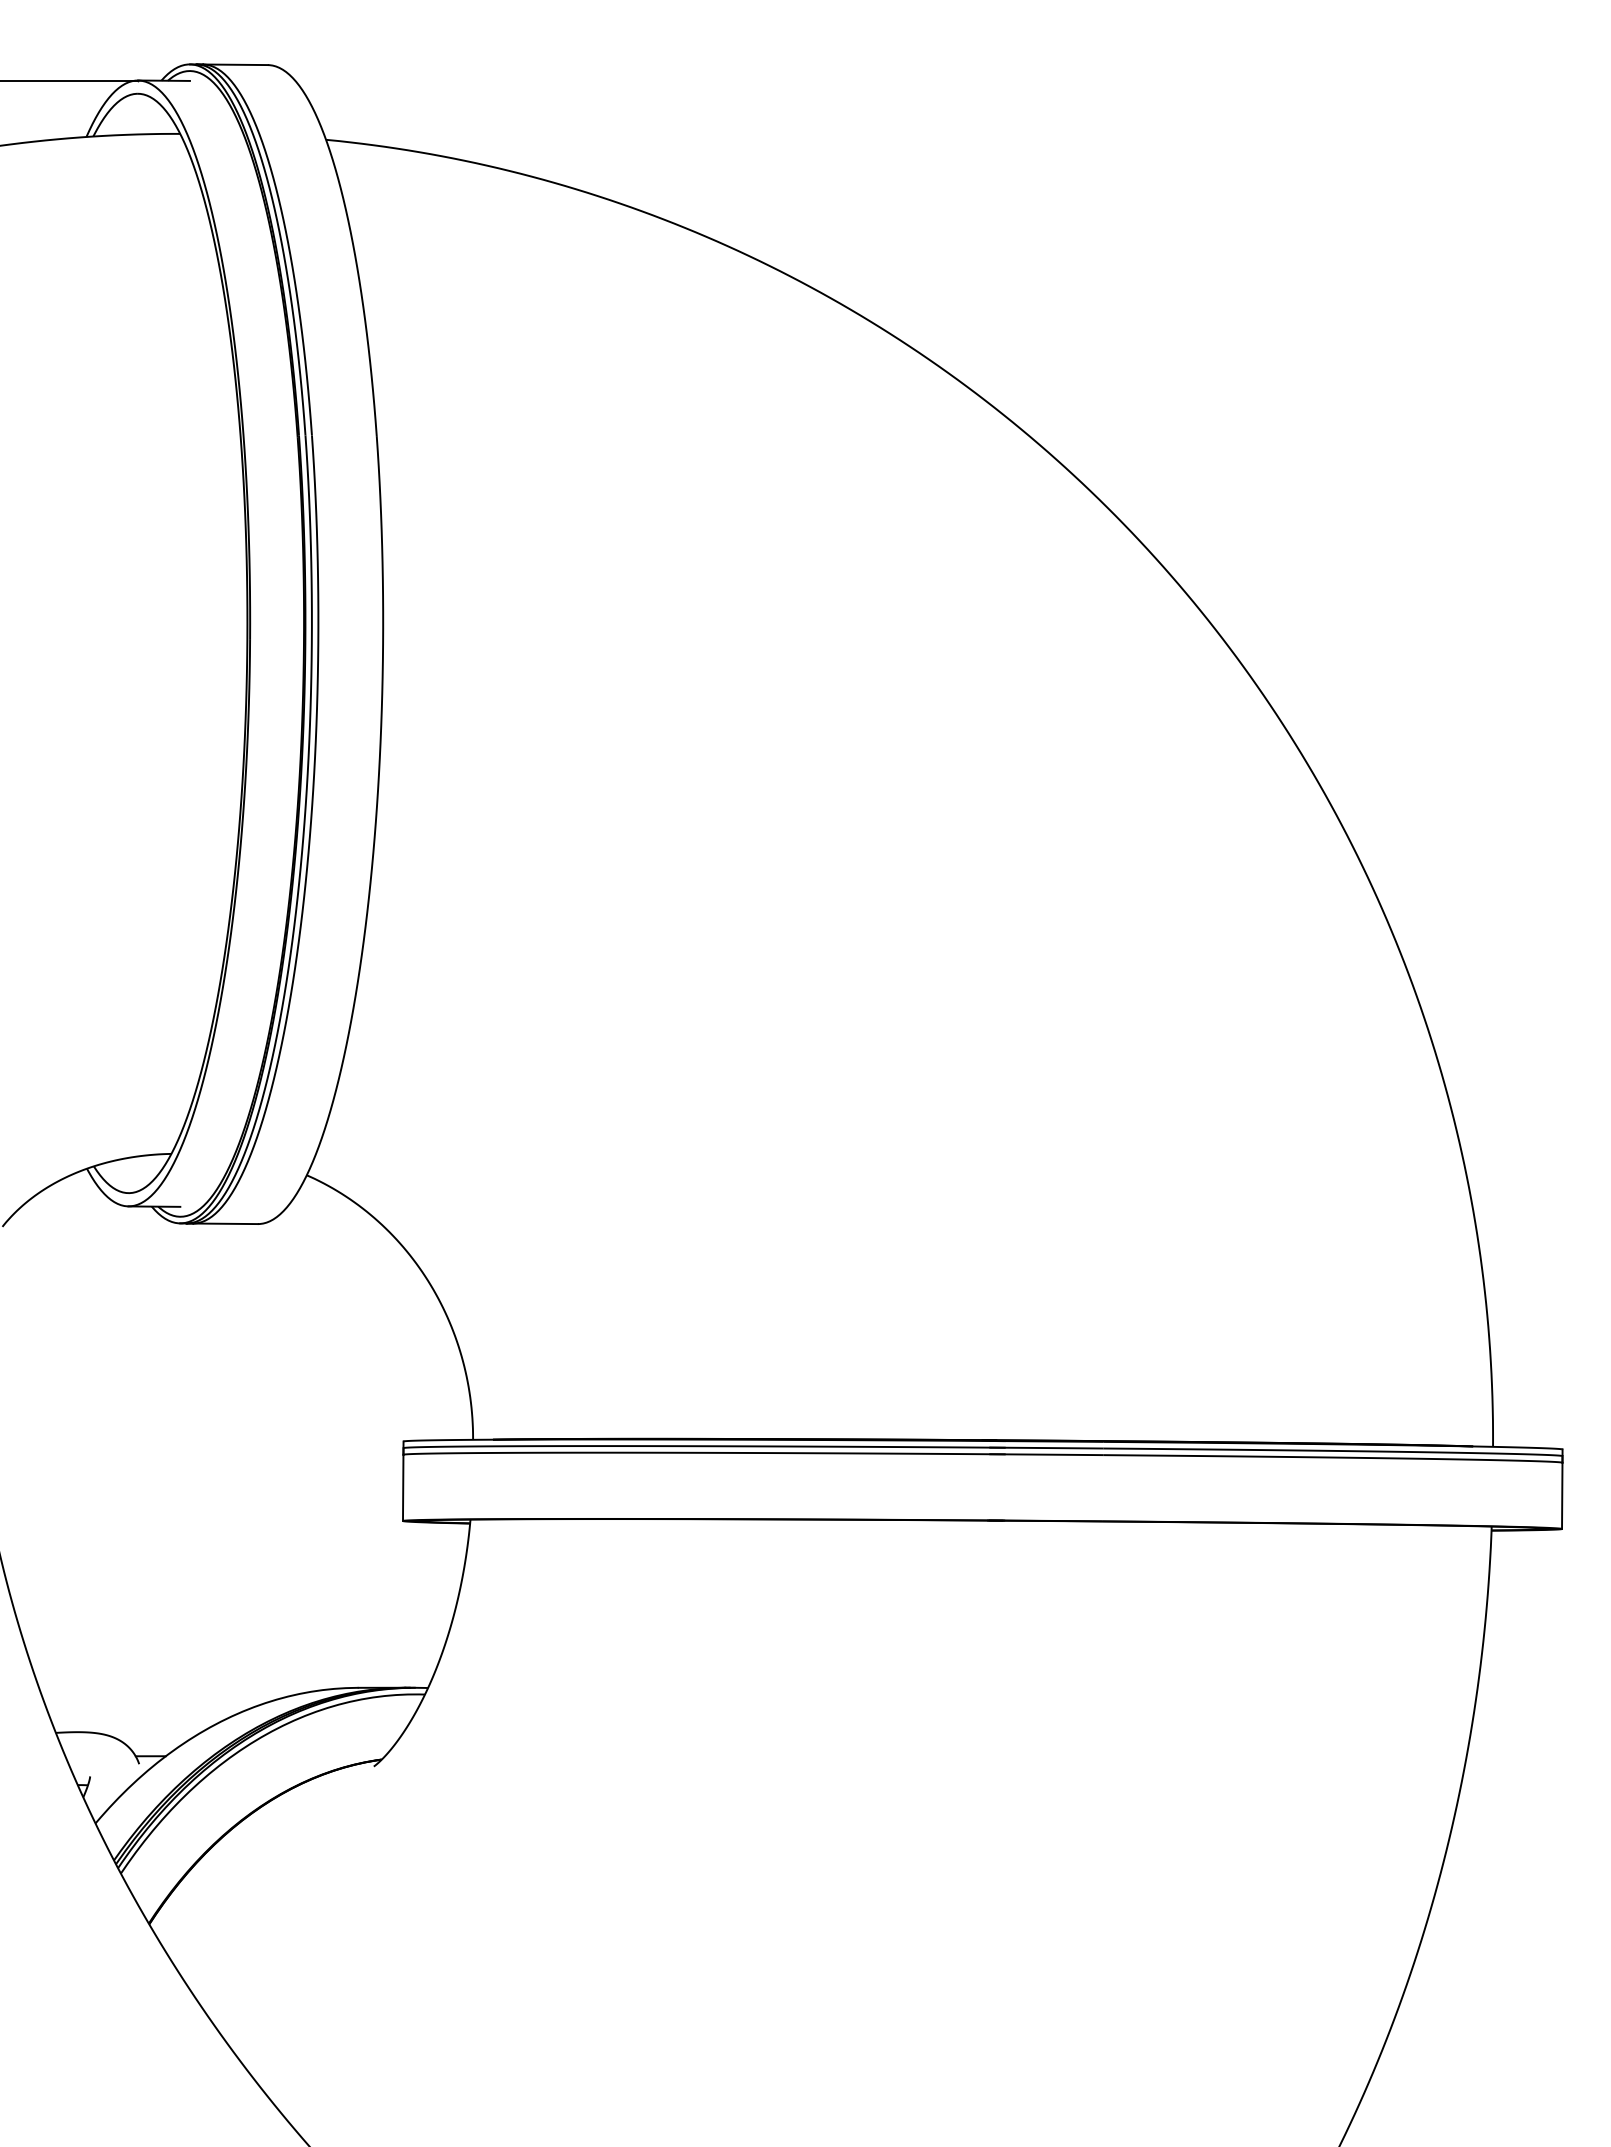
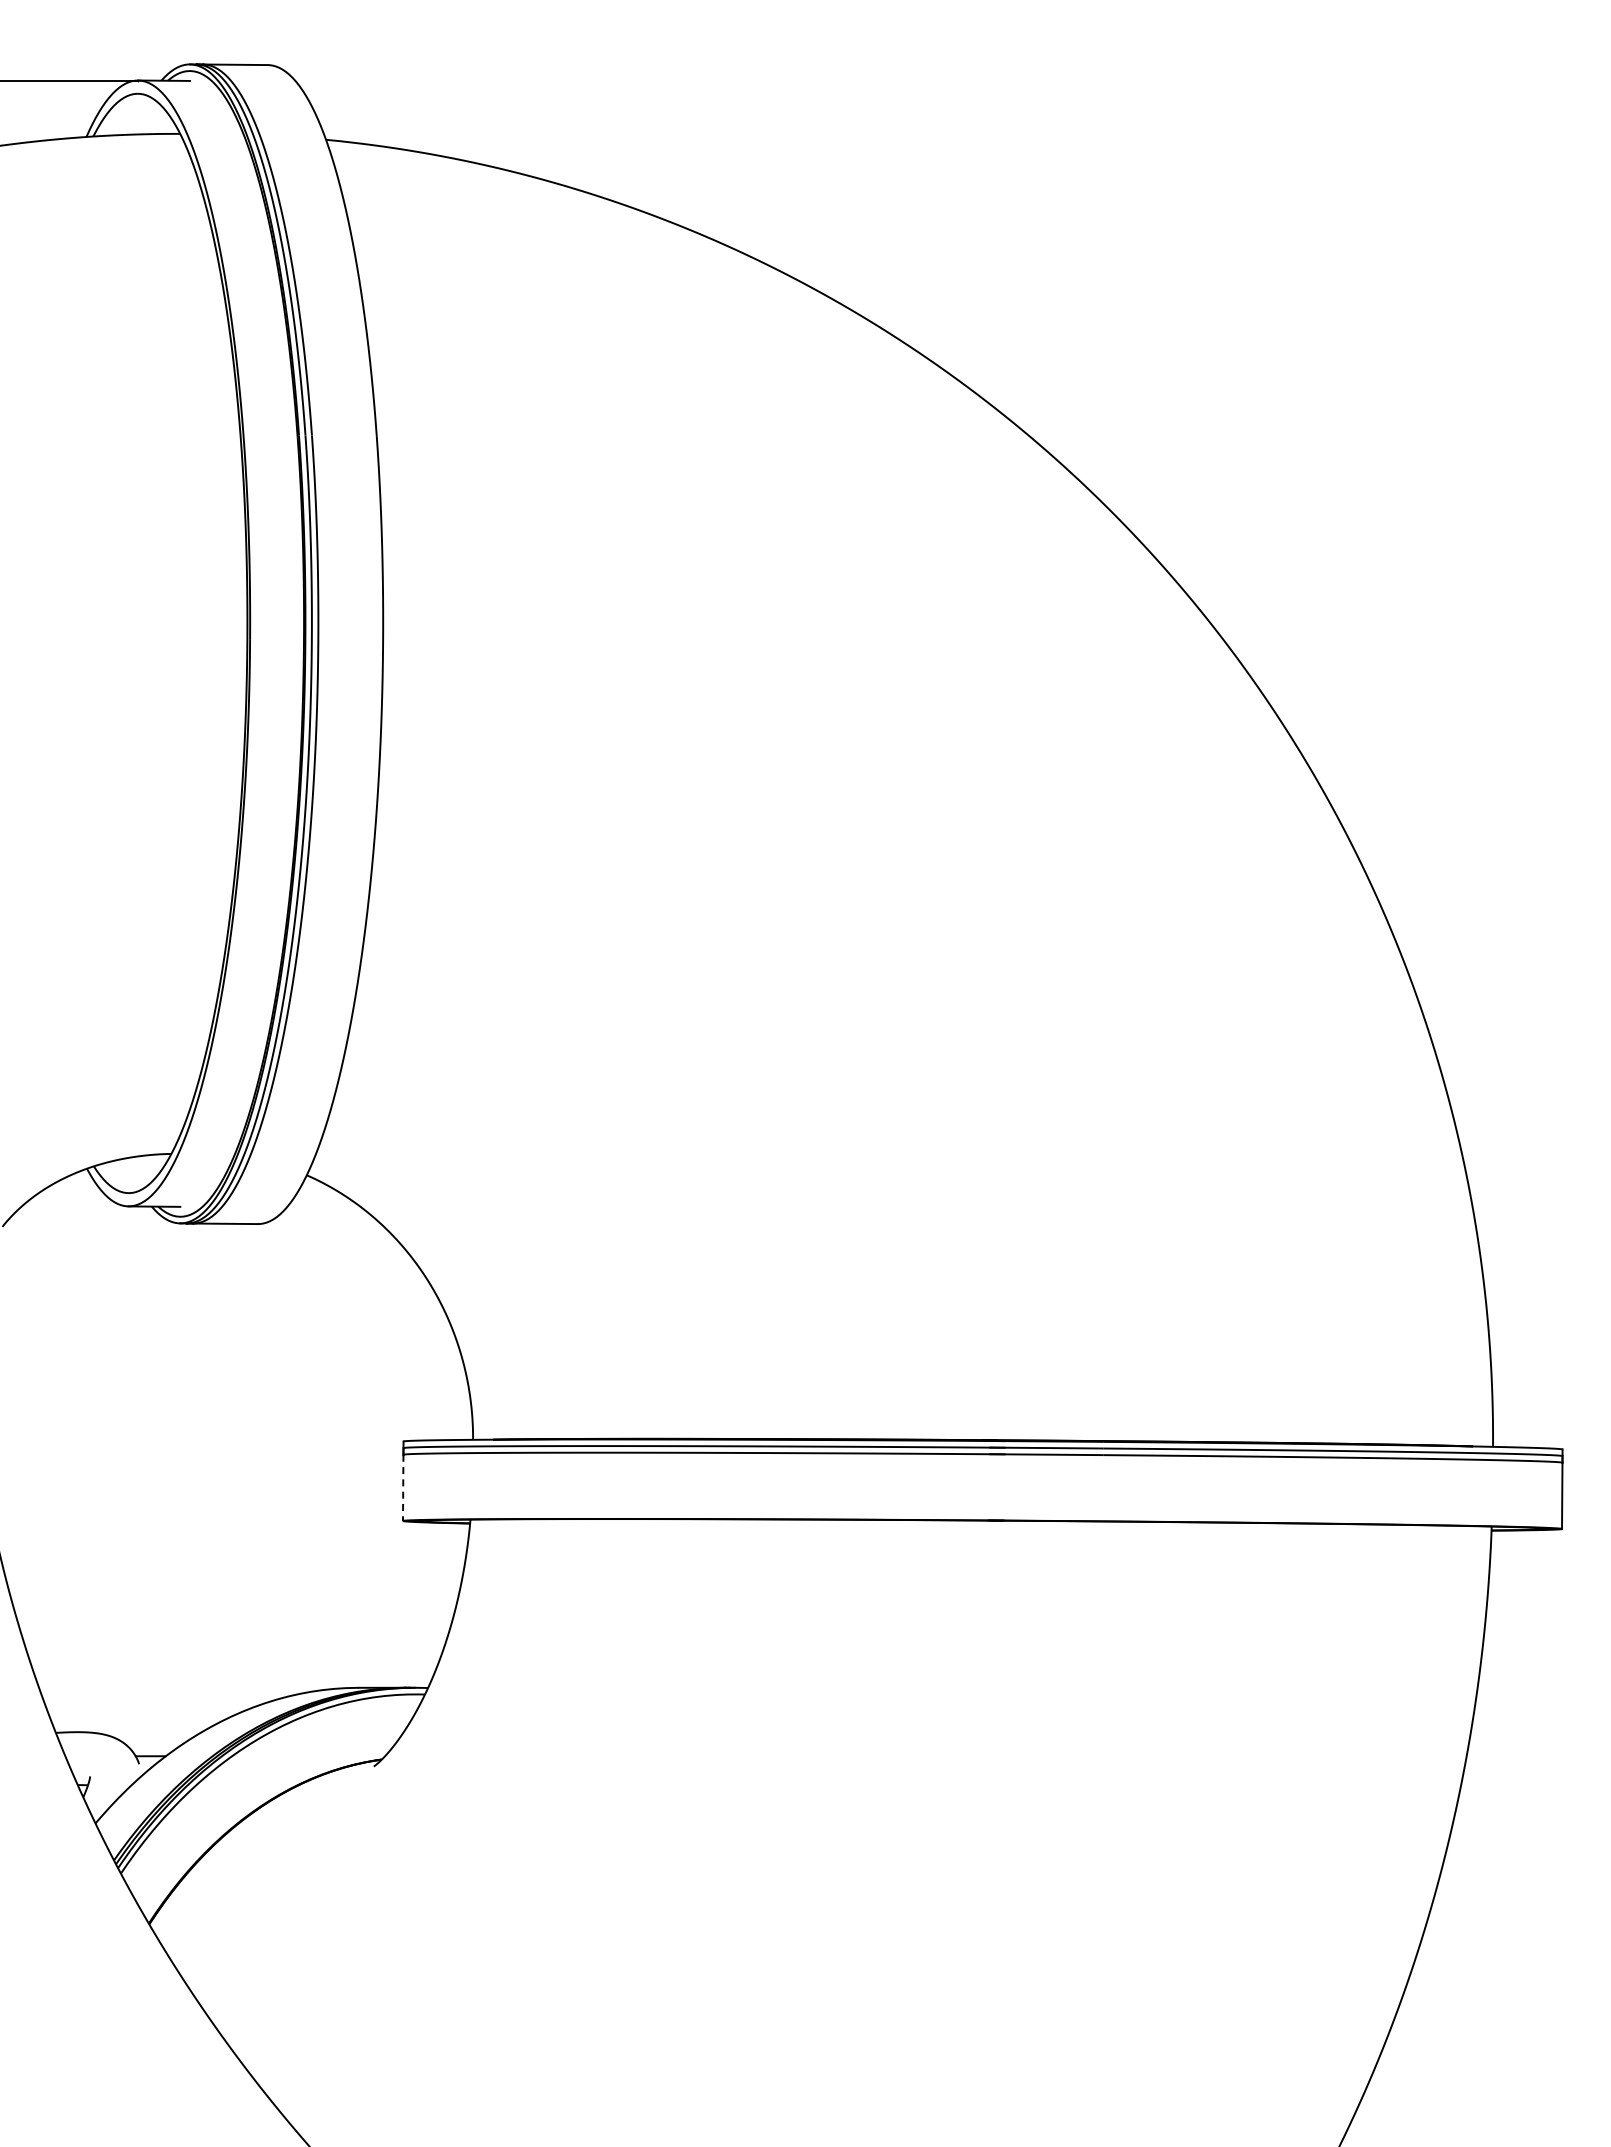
line: solid -> dashed (403, 1488)
